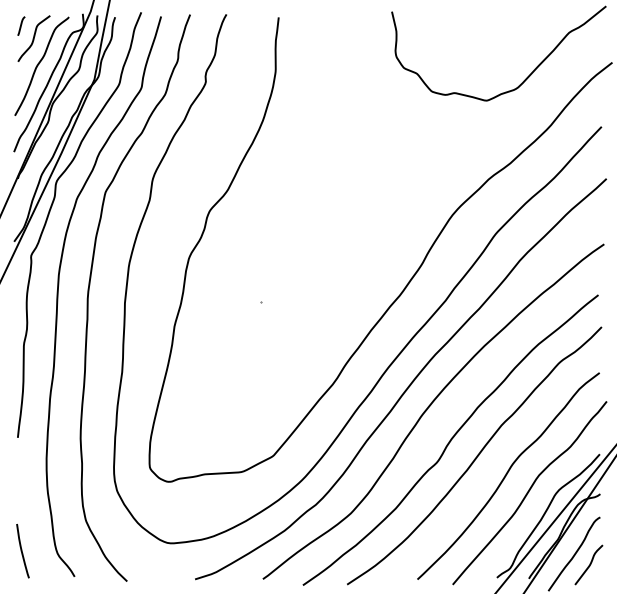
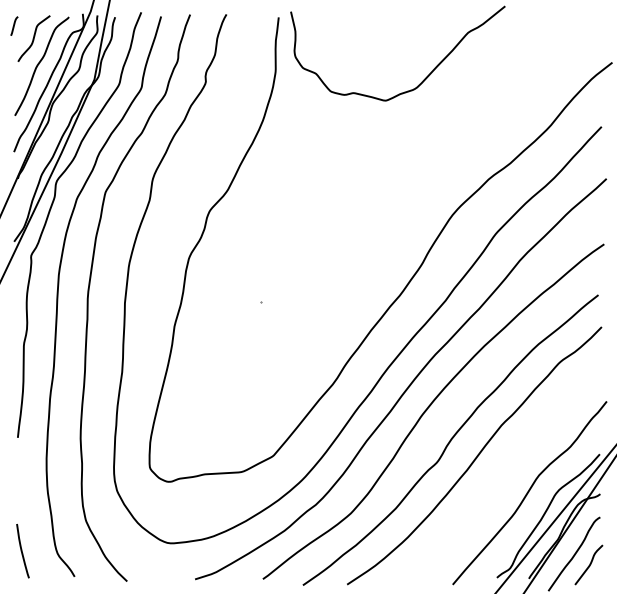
line position: (21, 25) -> (14, 25) (14, 25)
curve position: (524, 79) -> (423, 79) (423, 79)
curve: present -> none (507, 474)
